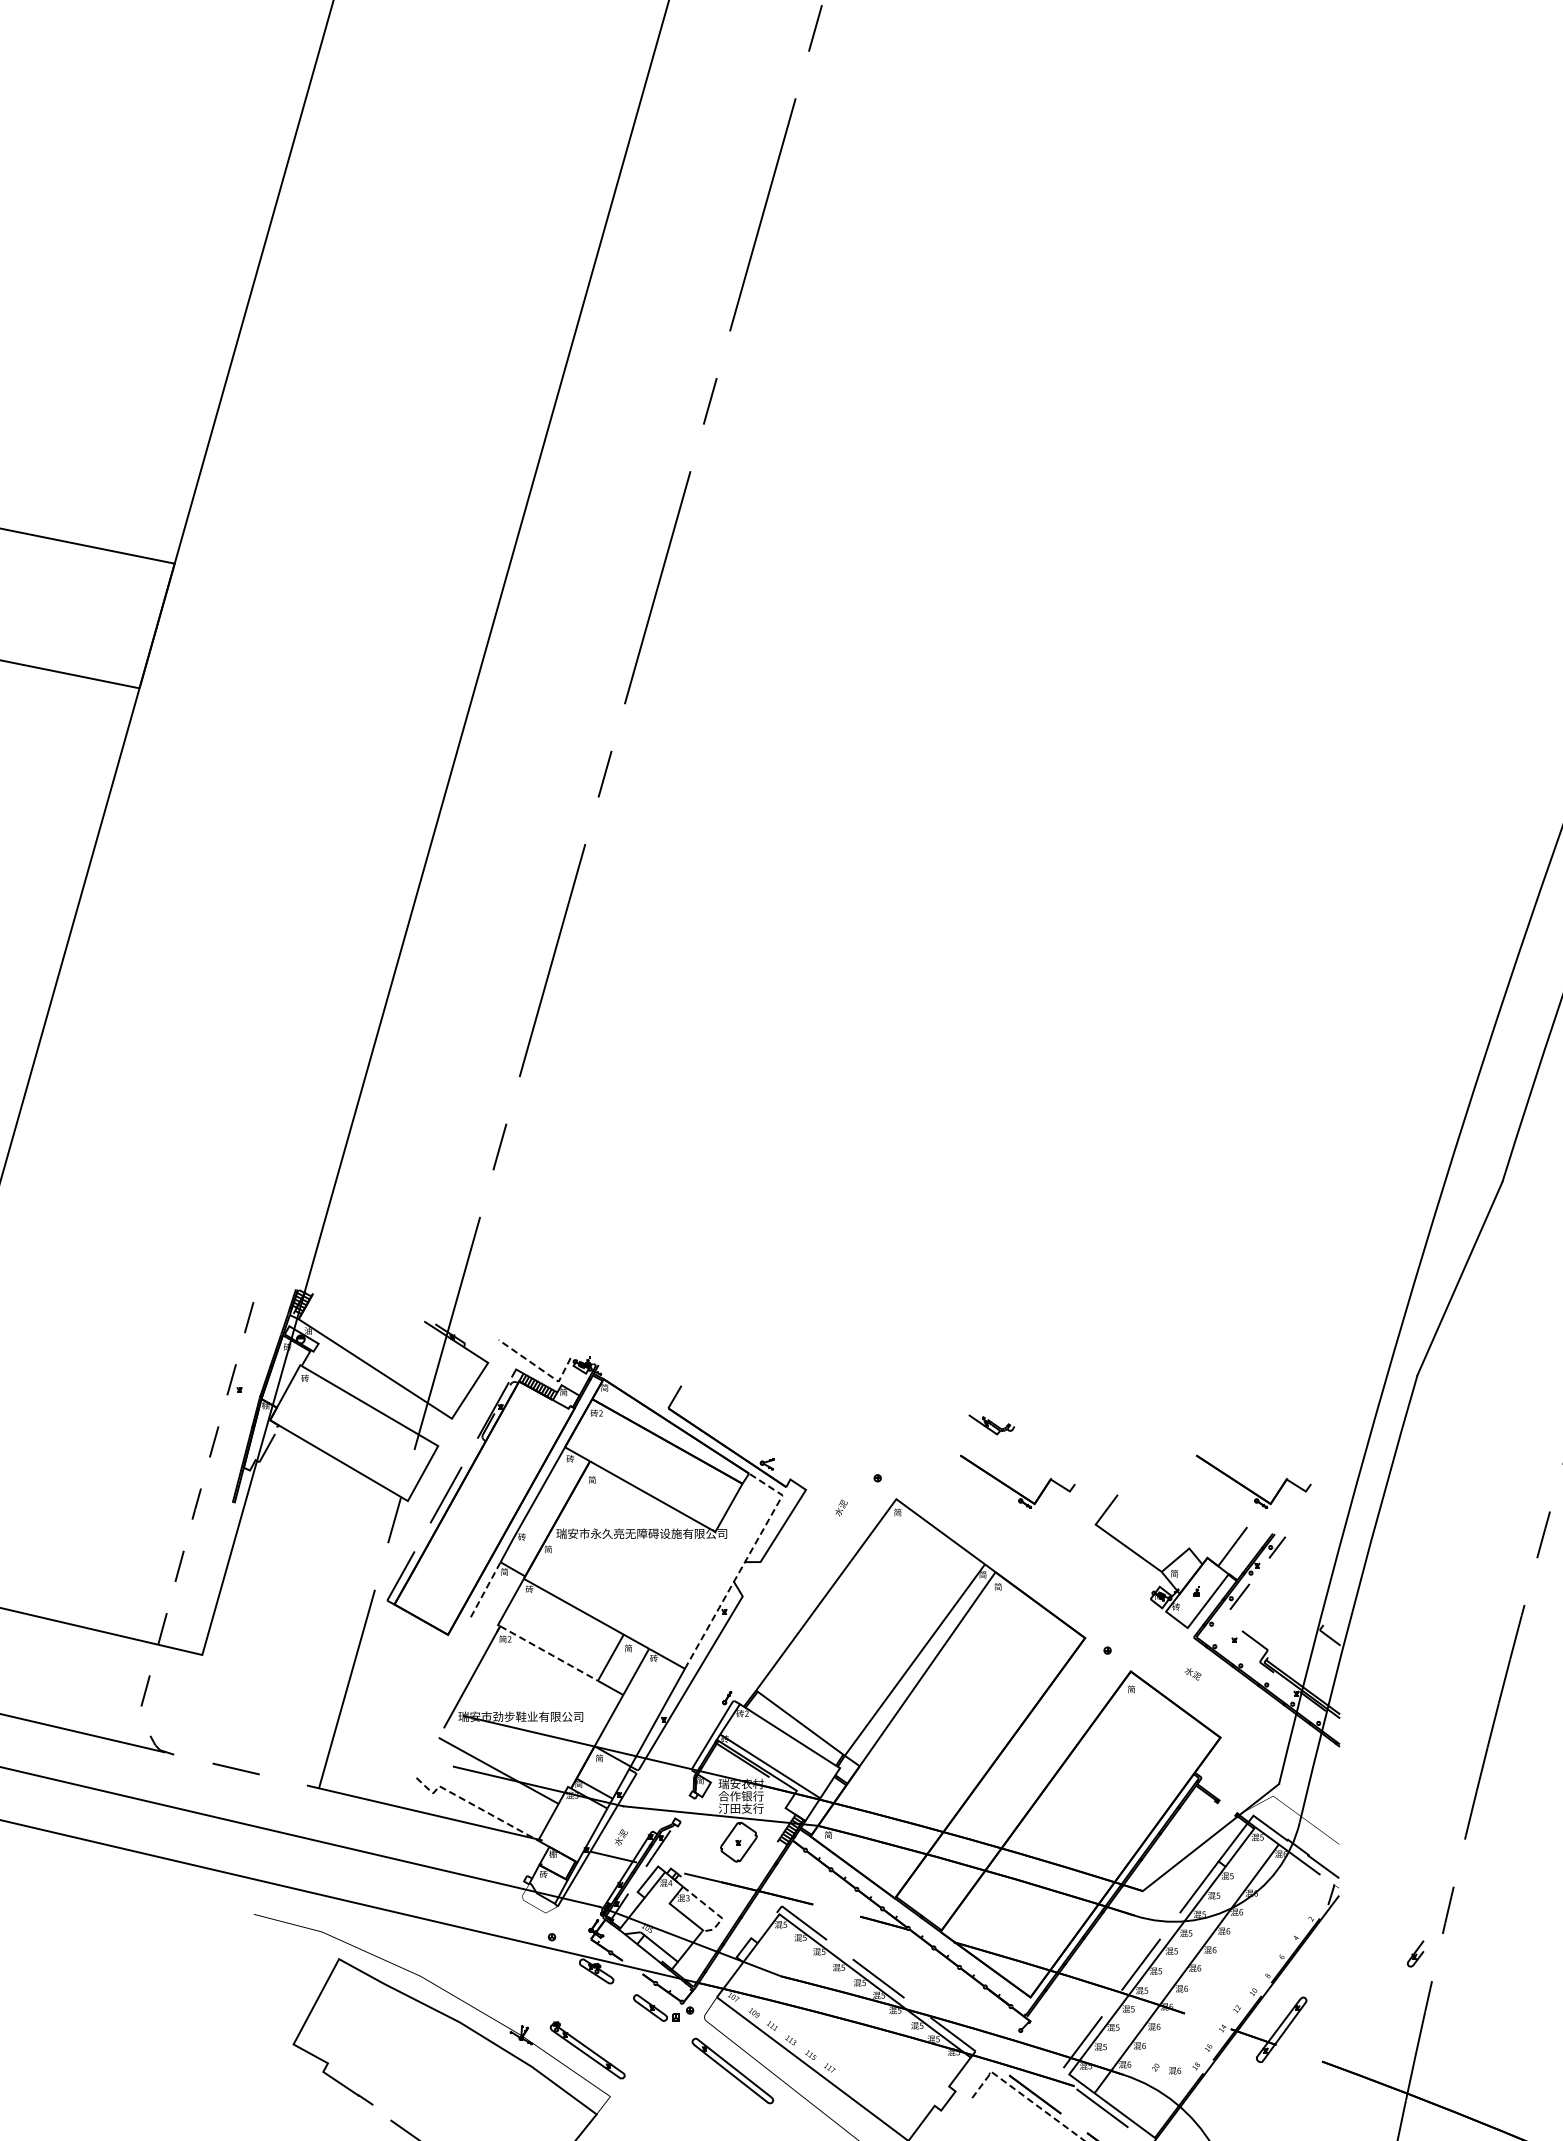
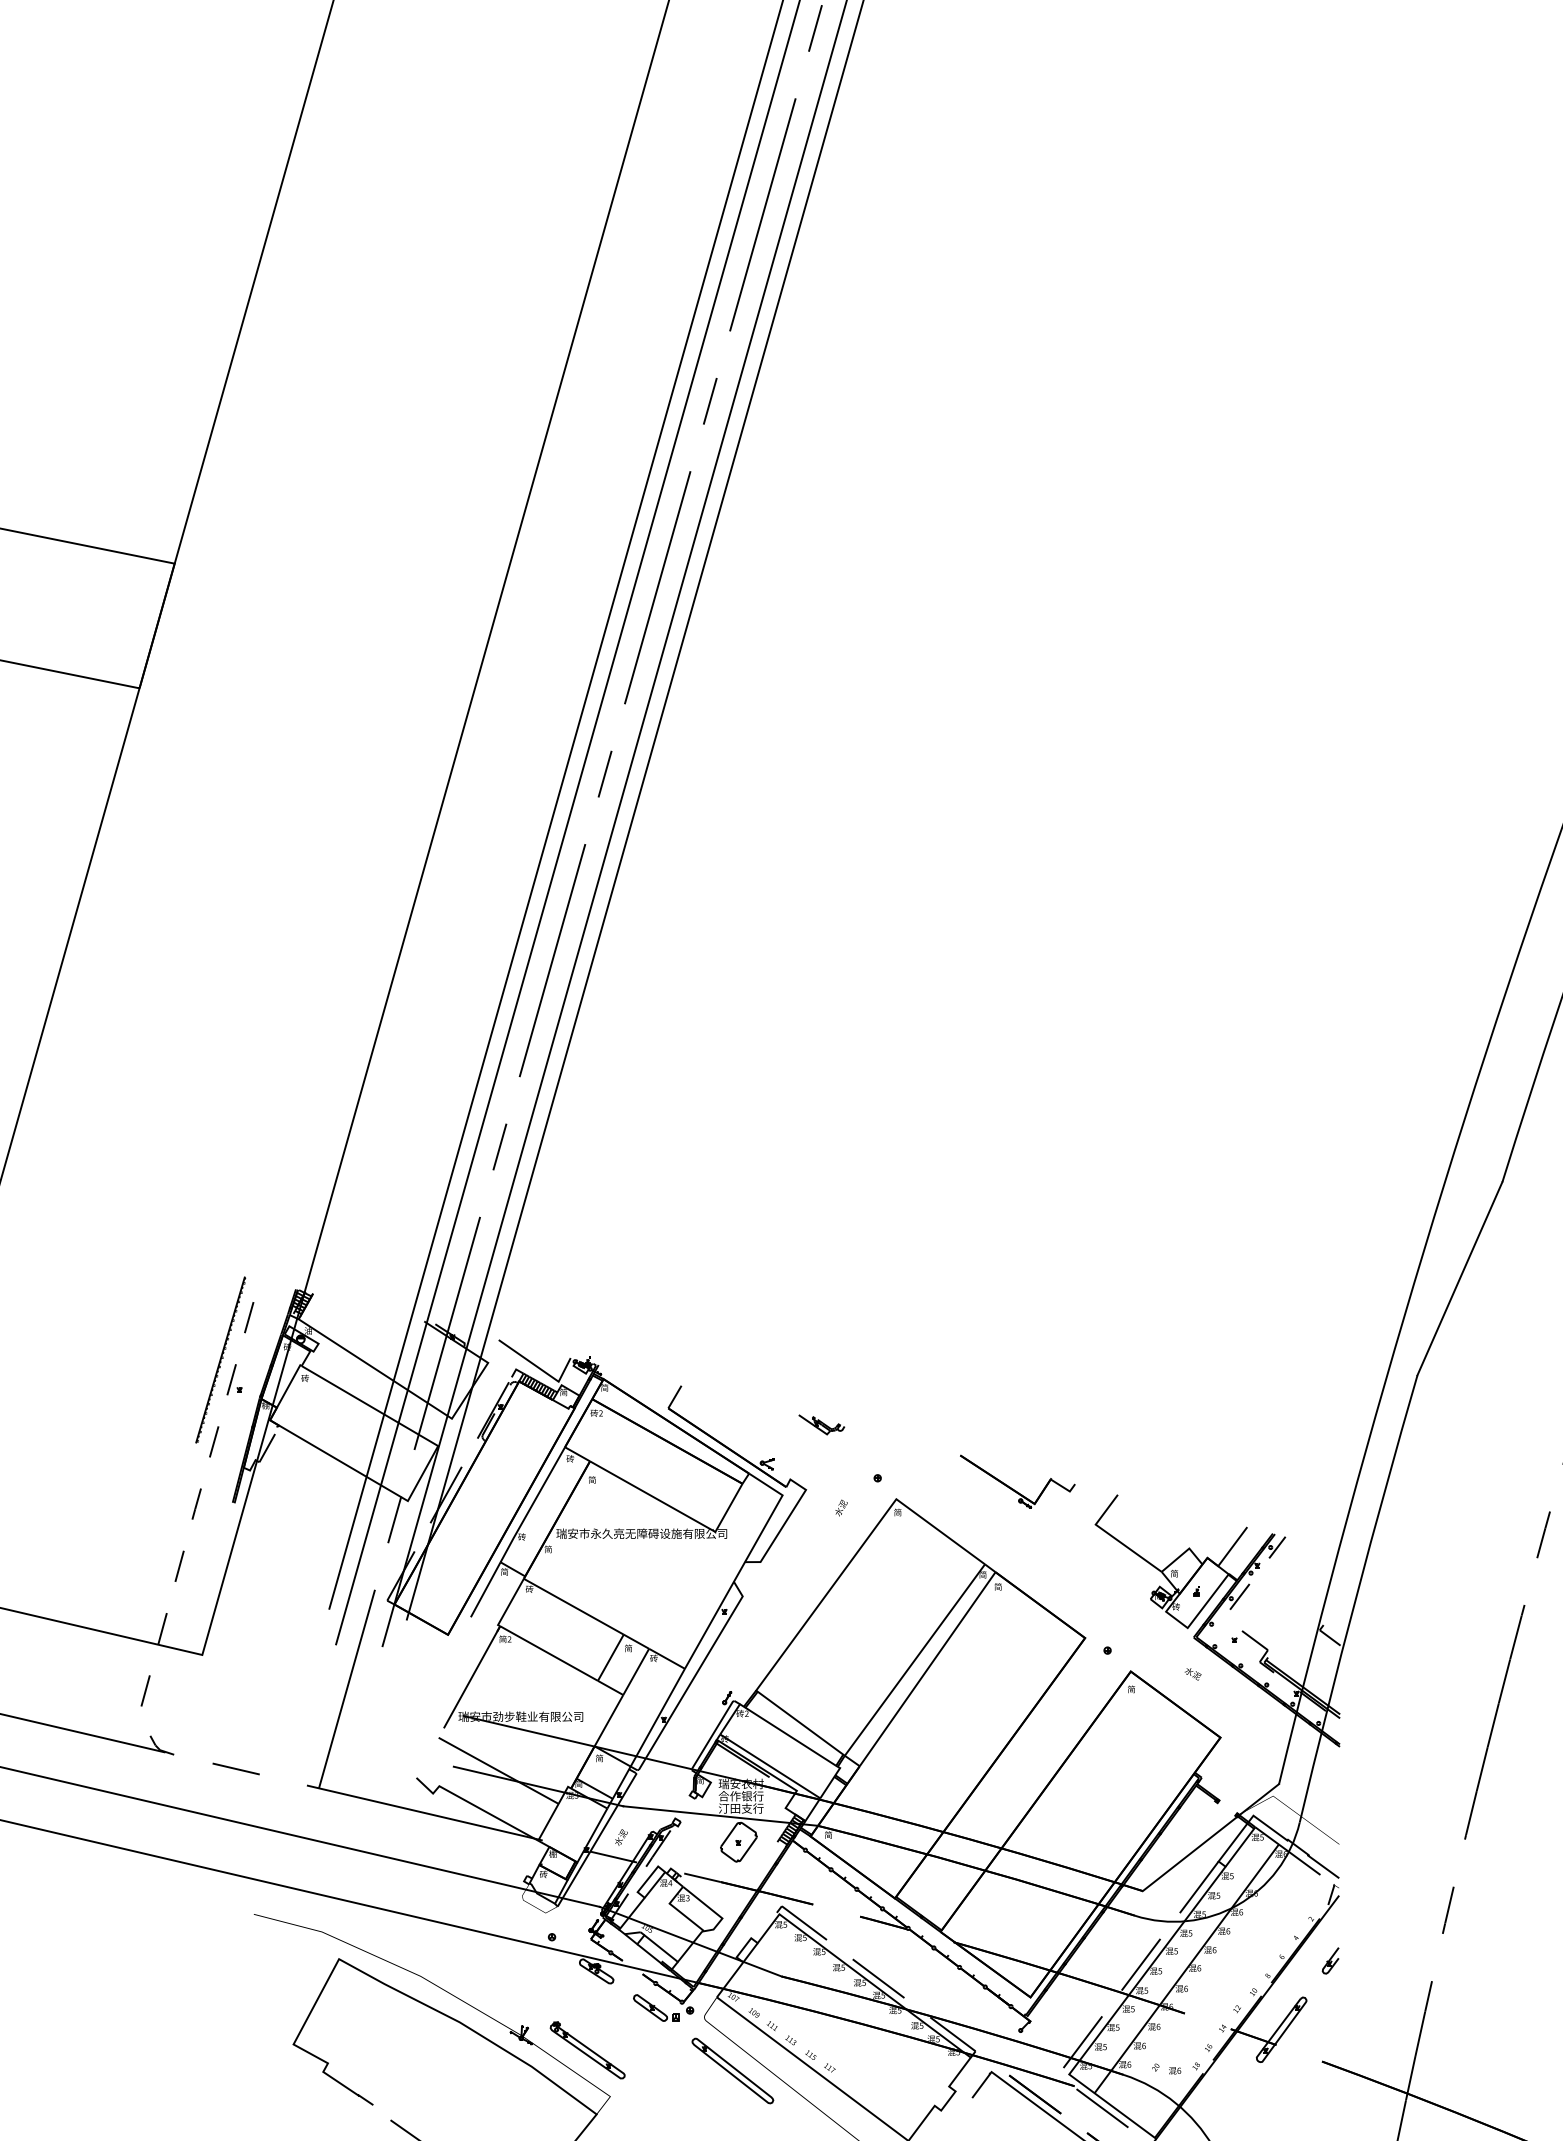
line: none -> present (555, 805)
line: none -> present (634, 810)
line: none -> present (567, 823)
line: none -> present (614, 824)
line: none -> present (220, 1359)
line: dashed -> solid (540, 1368)
part position: (991, 1424) -> (821, 1424) (821, 1424)
part: present -> none (1249, 1488)
line: dashed -> solid (744, 1563)
line: dashed -> solid (485, 1589)
line: dashed -> solid (549, 1653)
line: dashed -> solid (473, 1805)
line: dashed -> solid (713, 1911)
part position: (1415, 1953) -> (1330, 1960) (1330, 1960)
line: dashed -> solid (1024, 2096)
